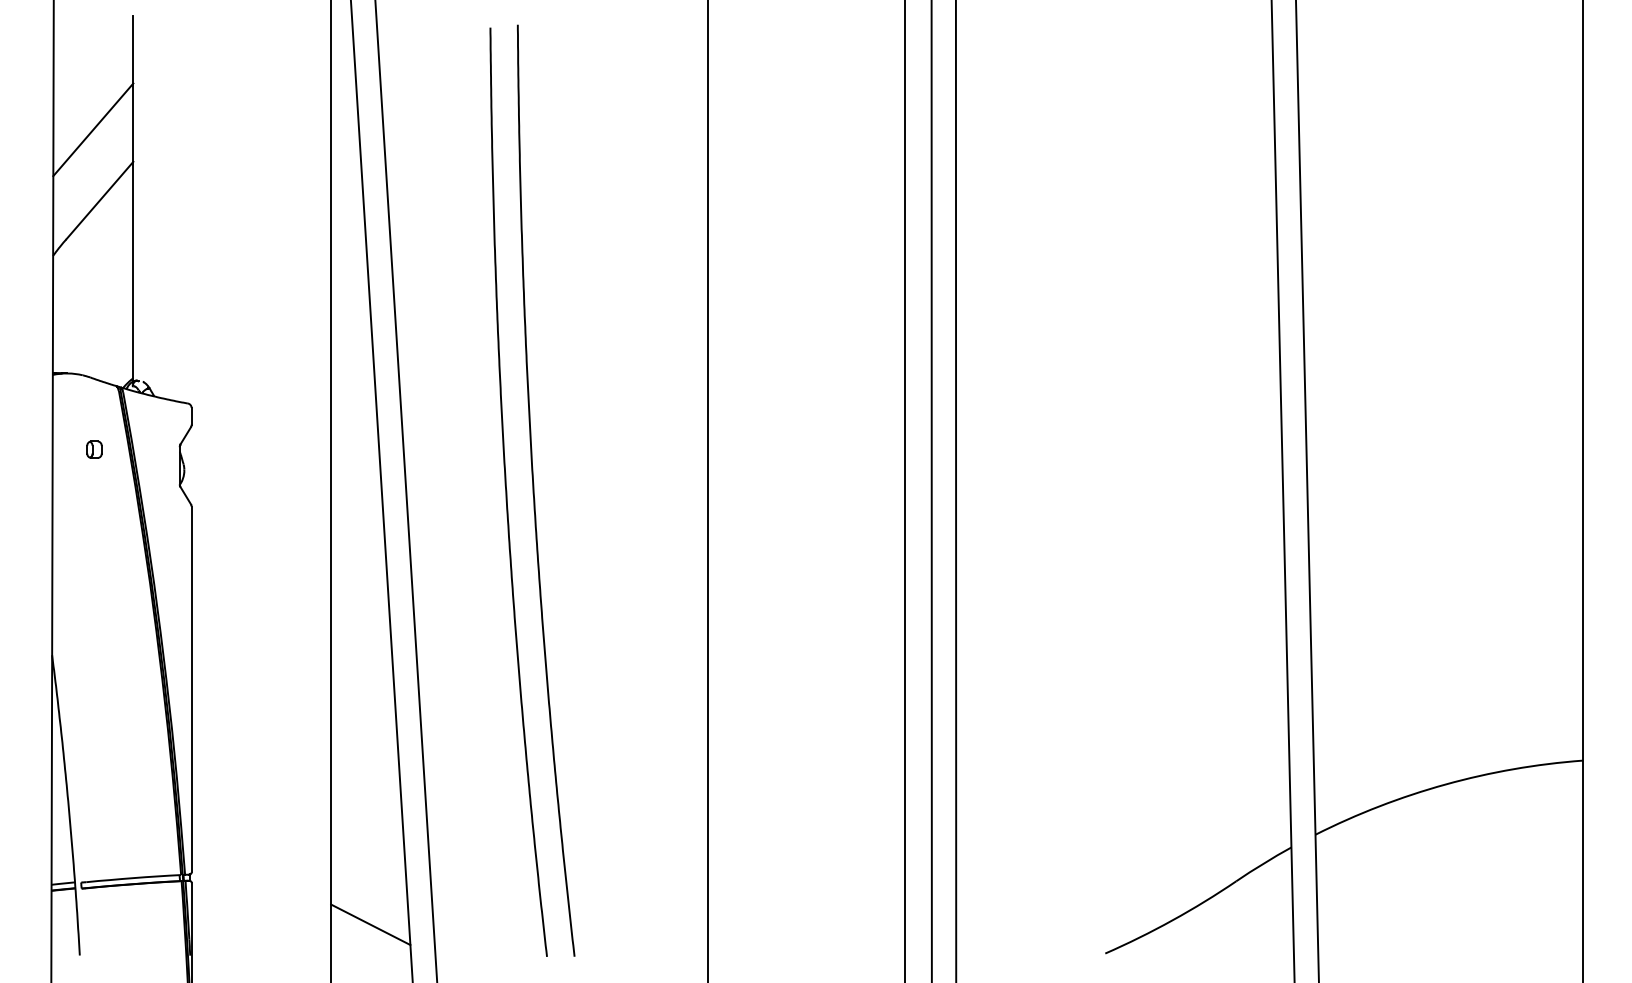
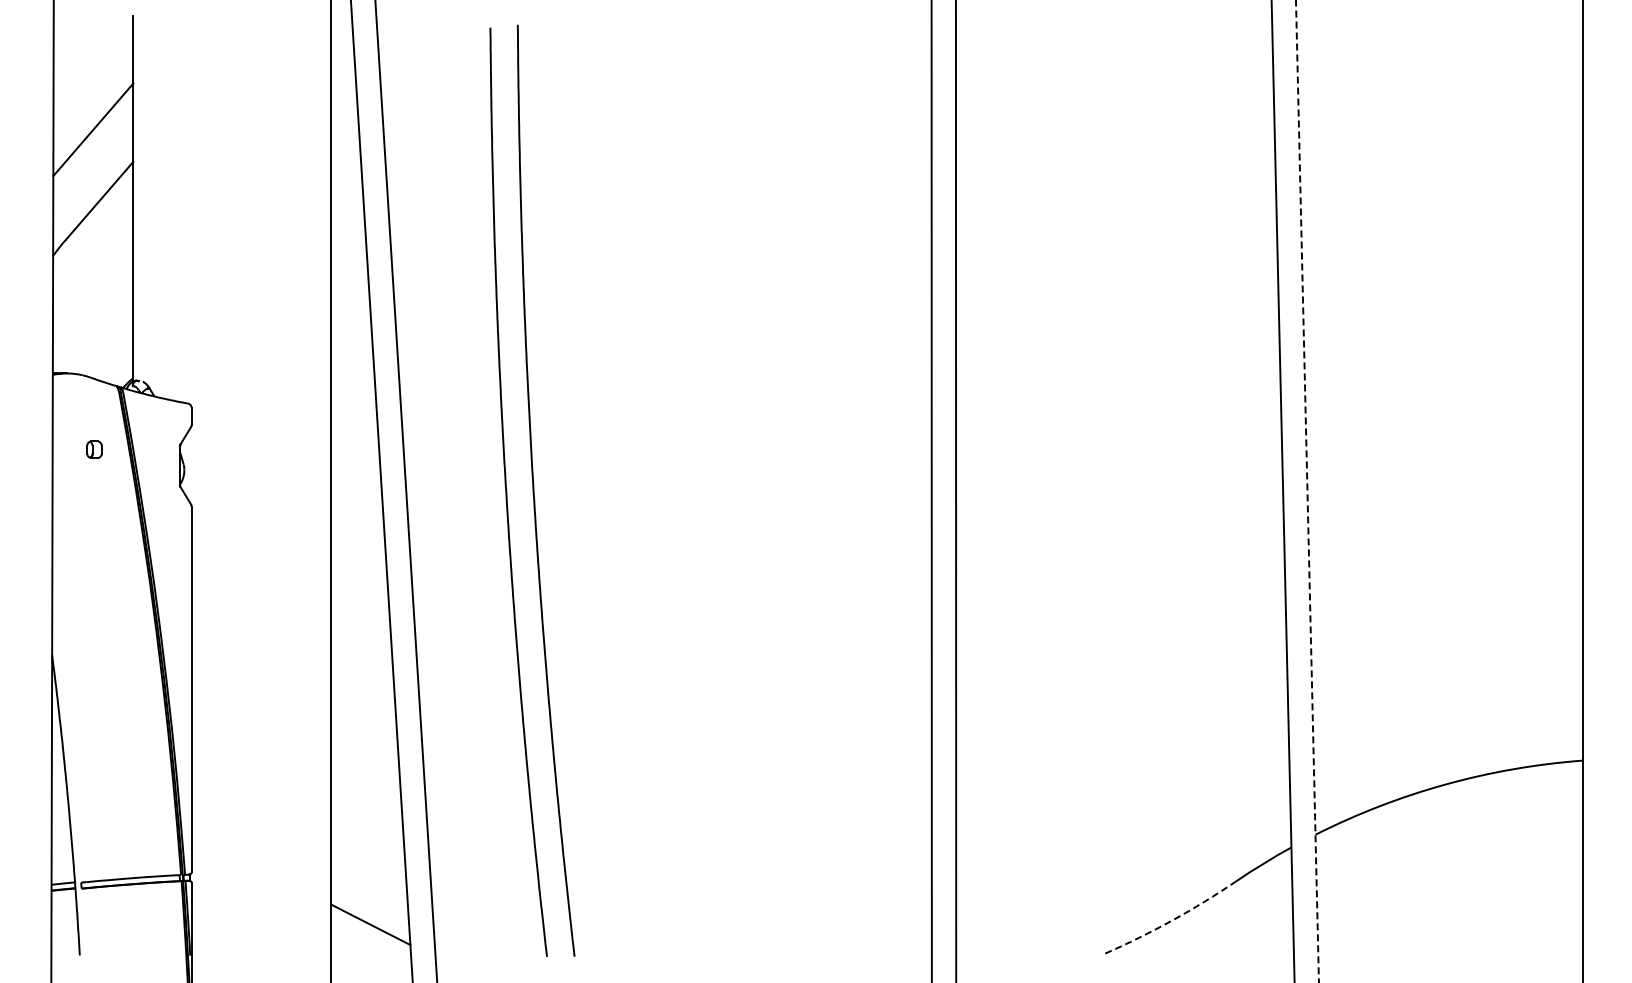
line: present -> none (707, 490)
line: present -> none (905, 490)
line: solid -> dashed (1307, 490)
arc: solid -> dashed (1172, 920)
